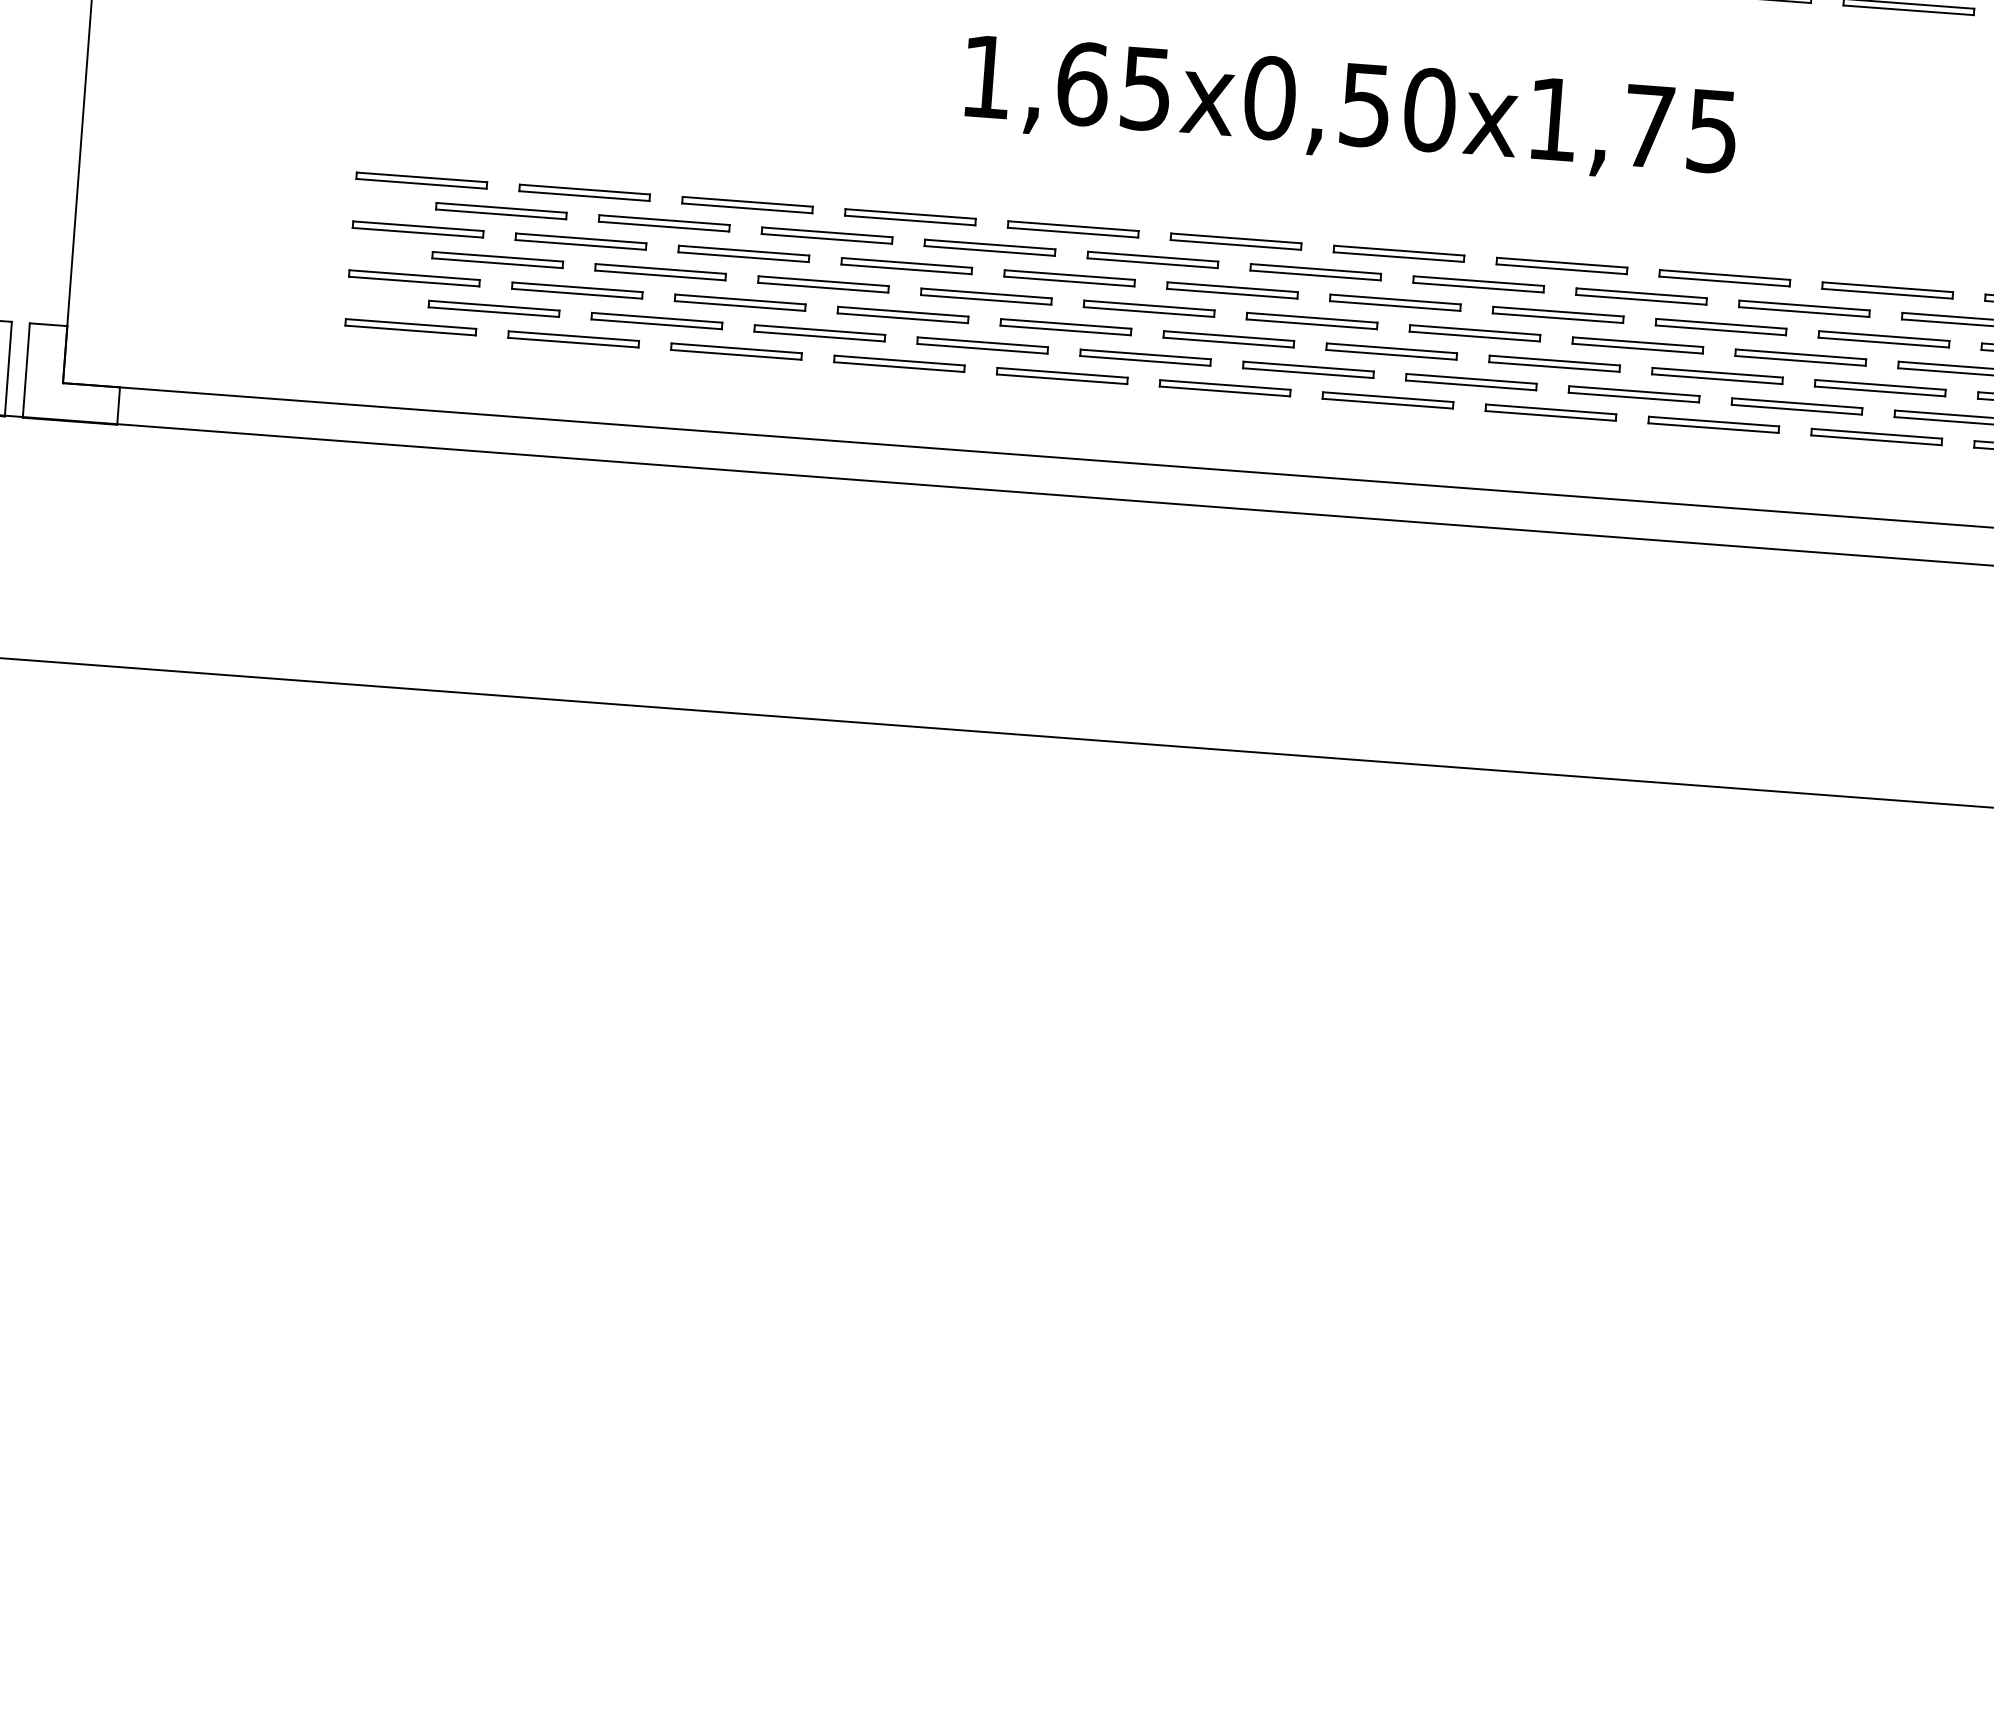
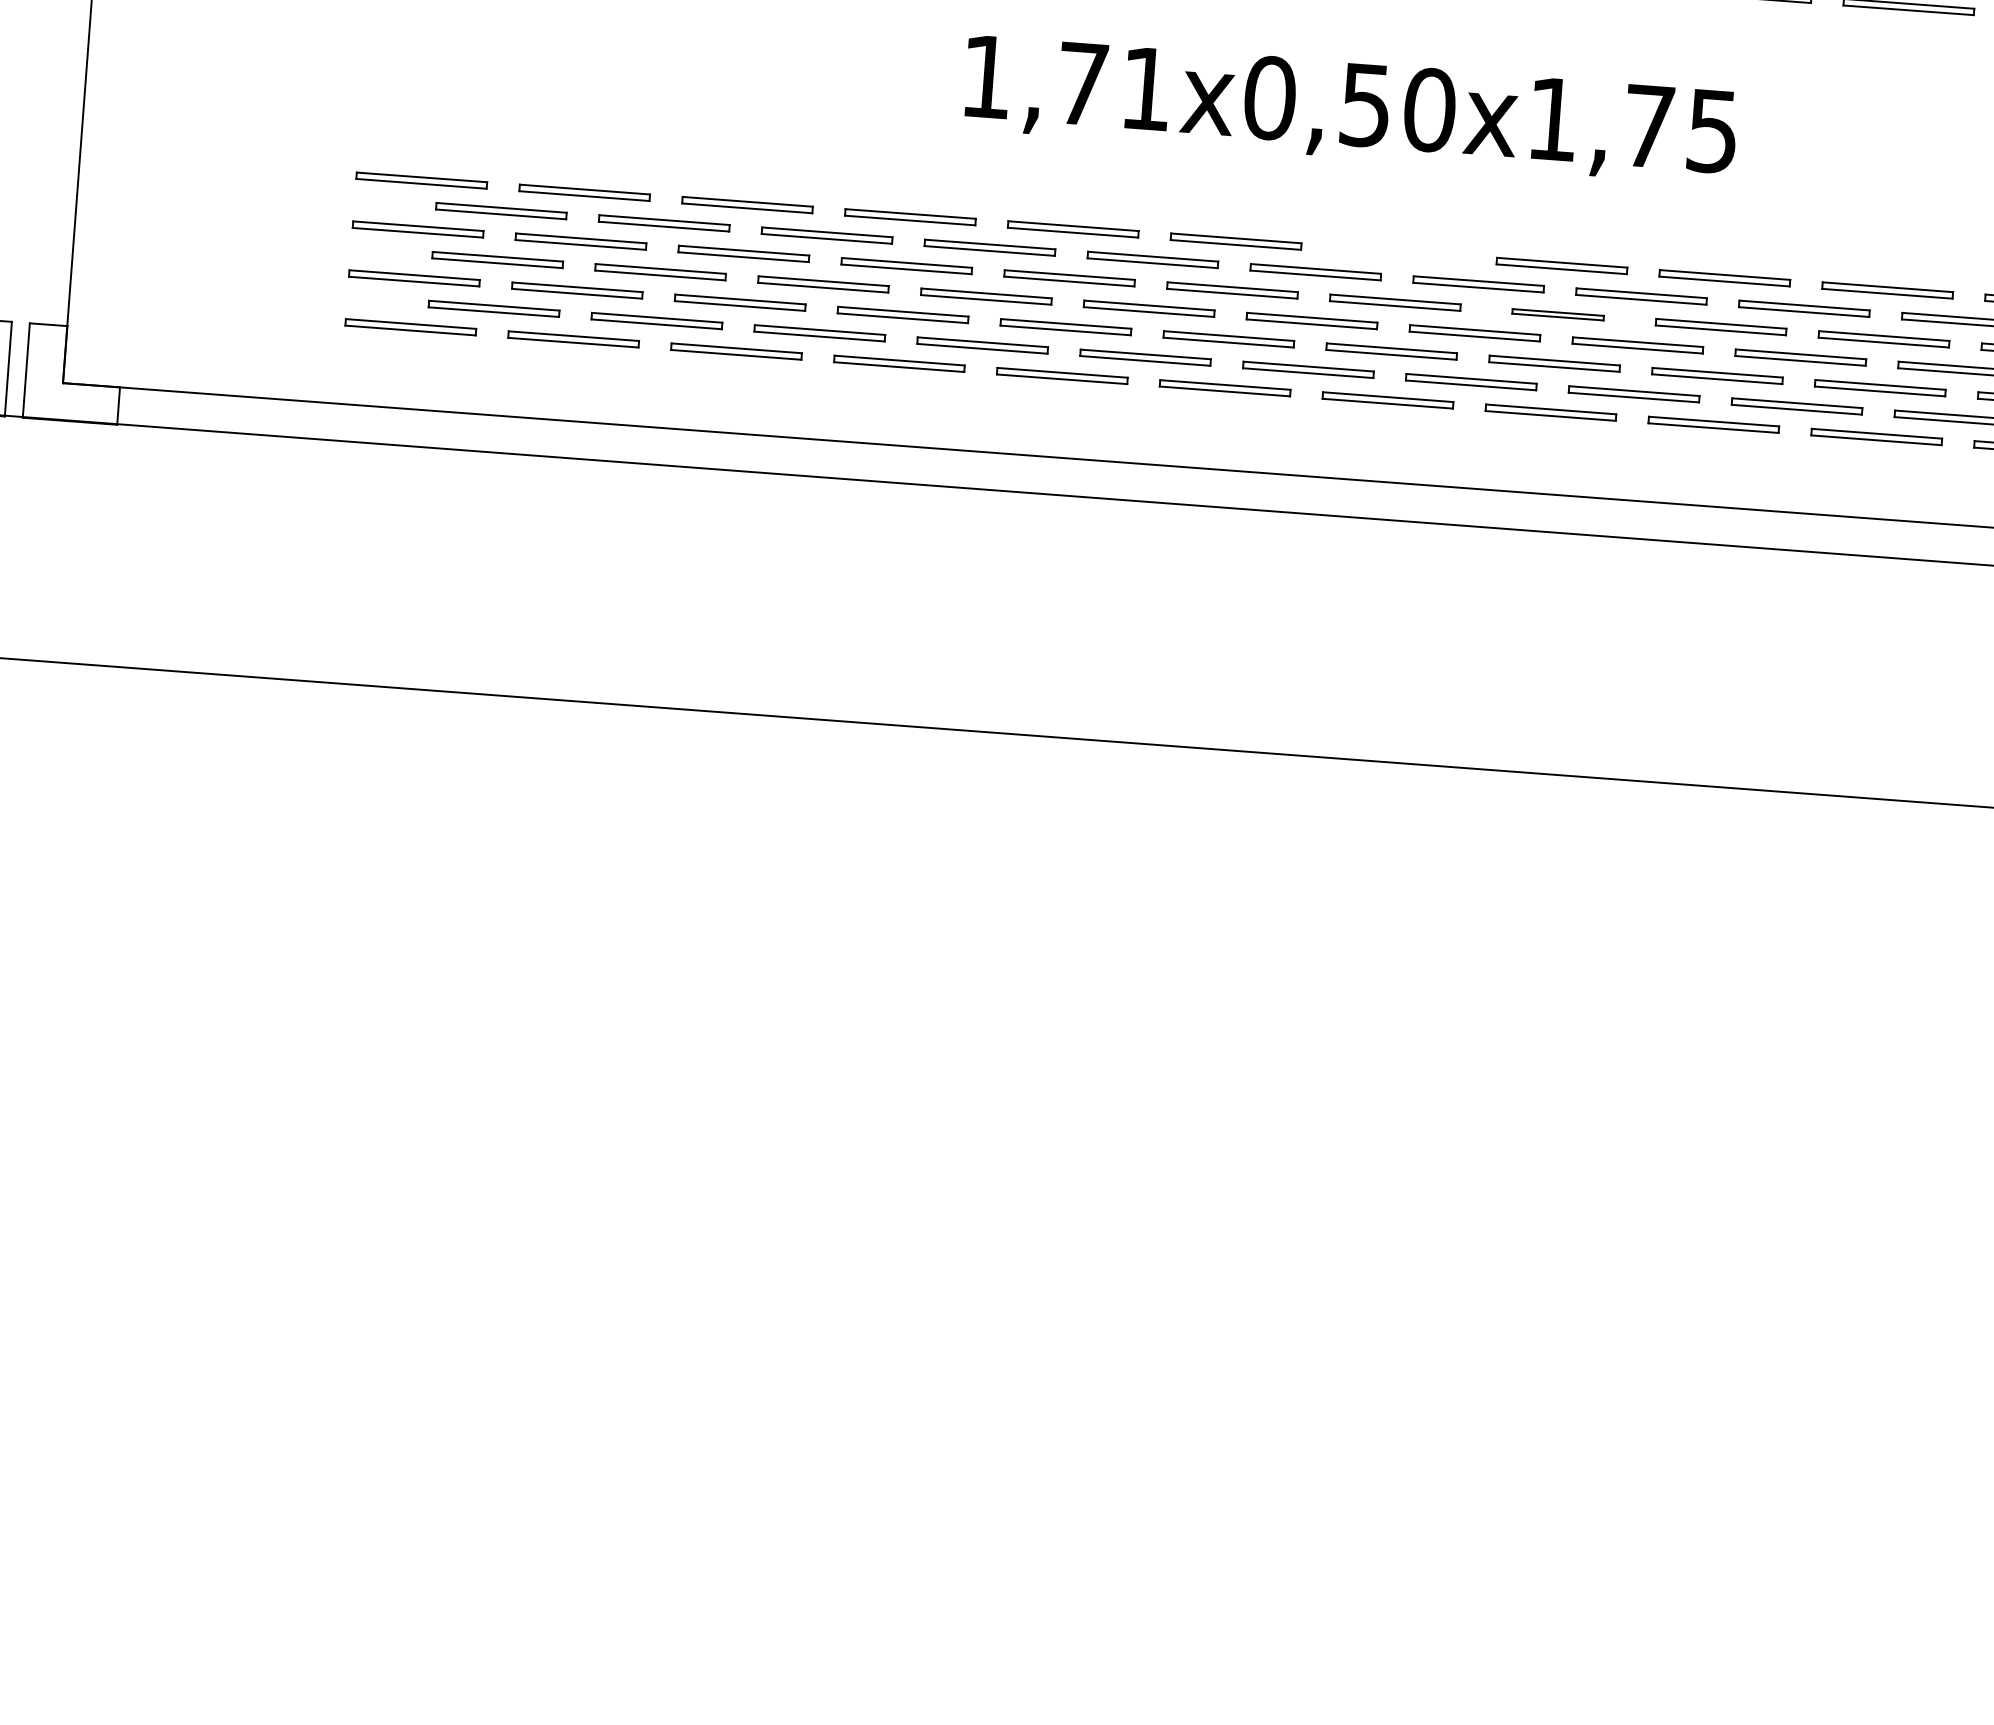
text: 1,65x0,50x1,75 -> 1,71x0,50x1,75 (1112, 86)
part: present -> none (1398, 253)
part size: 134x19 px -> 94x14 px (1557, 314)
